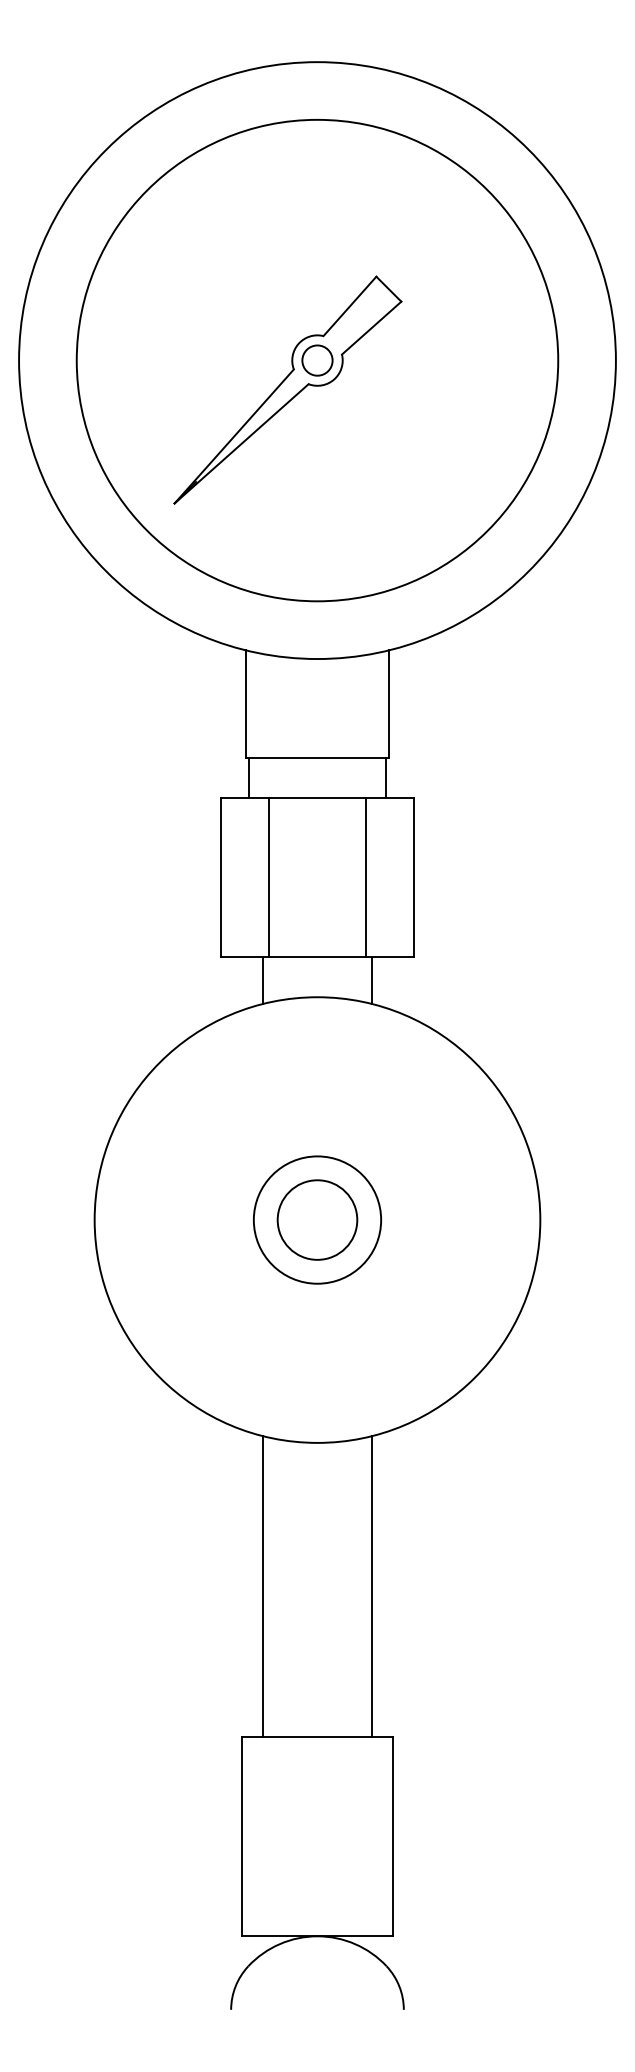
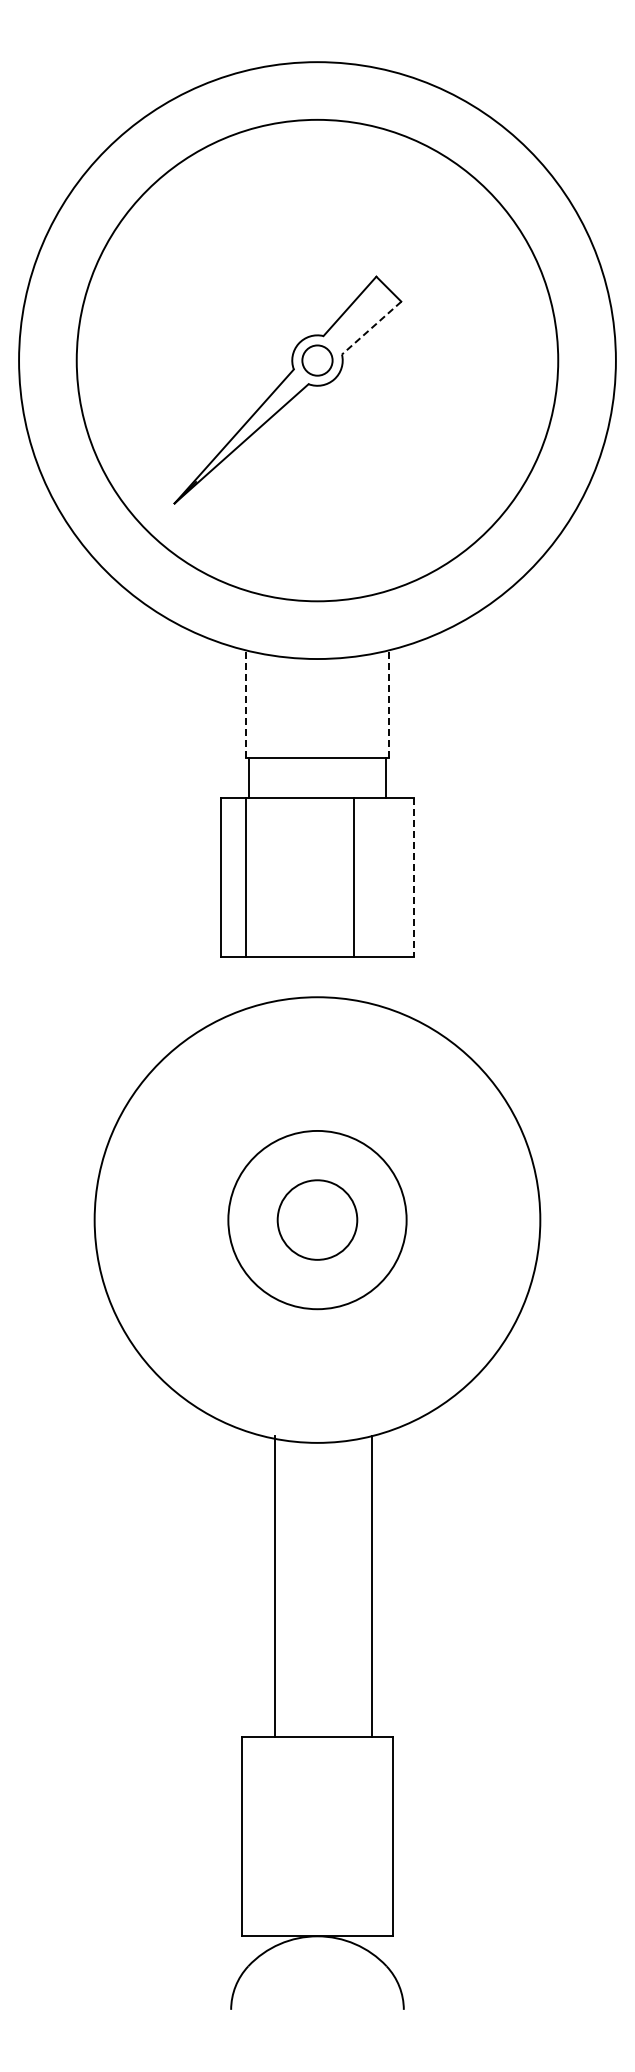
line: solid -> dashed (371, 328)
line: solid -> dashed (245, 703)
line: solid -> dashed (389, 703)
line position: (269, 877) -> (246, 877) (246, 877)
line position: (365, 877) -> (353, 877) (353, 877)
line: solid -> dashed (413, 877)
line: present -> none (262, 980)
line: present -> none (372, 980)
circle diameter: 127 px -> 178 px (317, 1219)
line position: (262, 1586) -> (274, 1586) (274, 1586)
